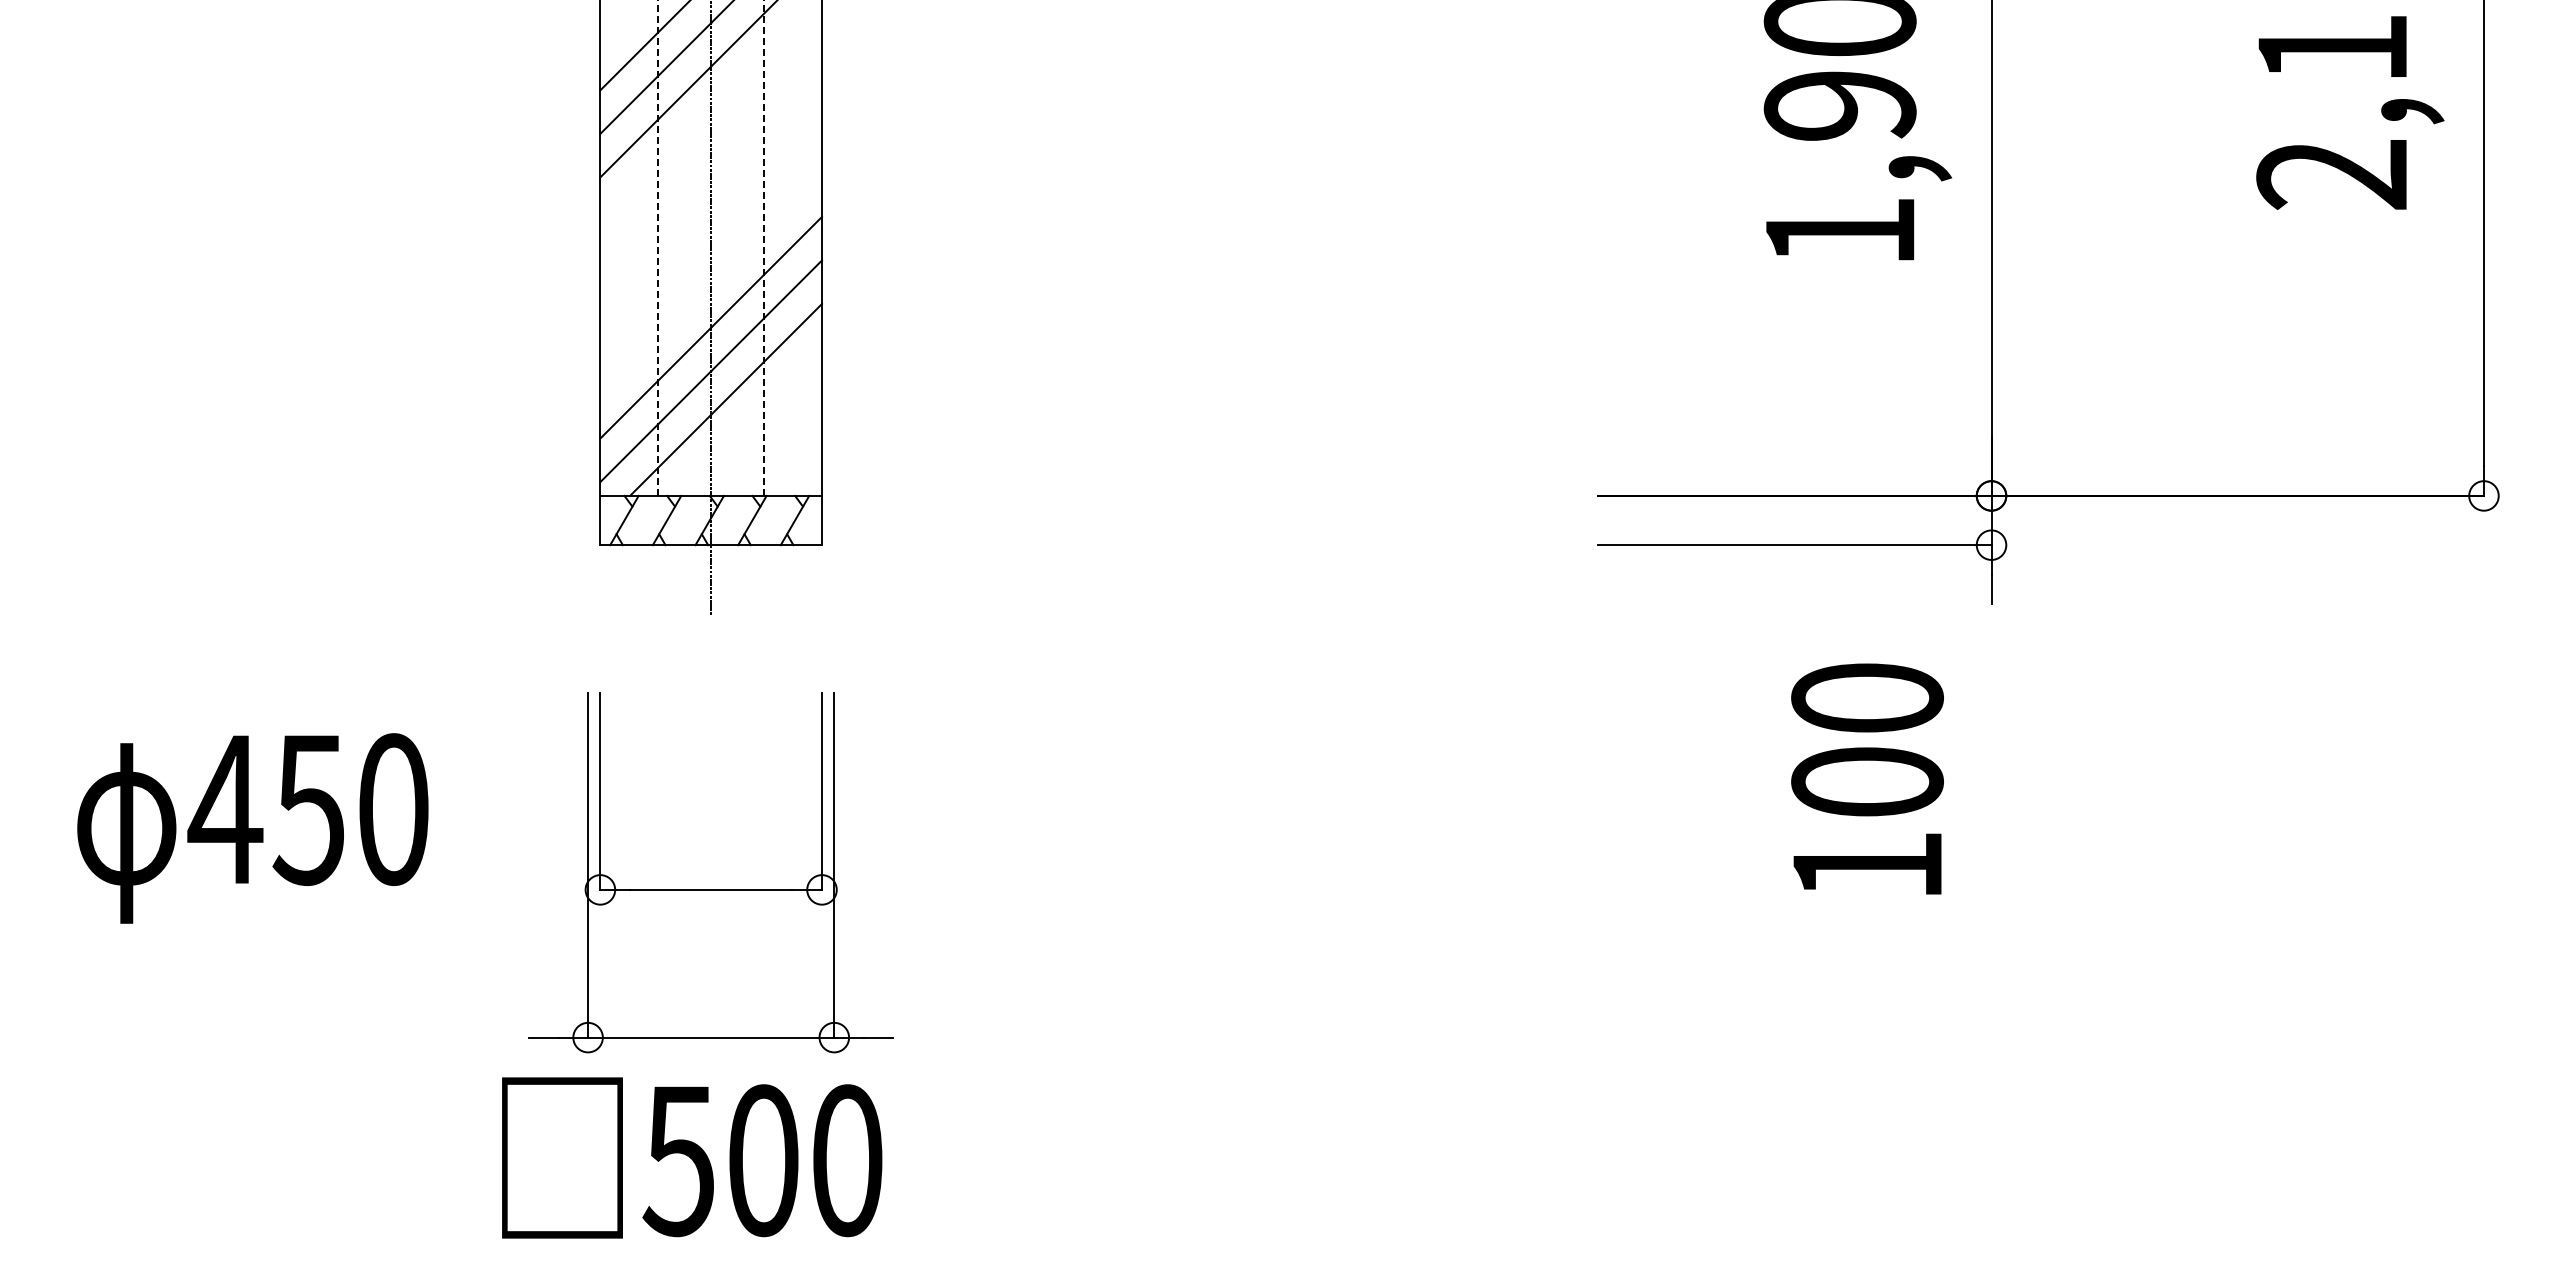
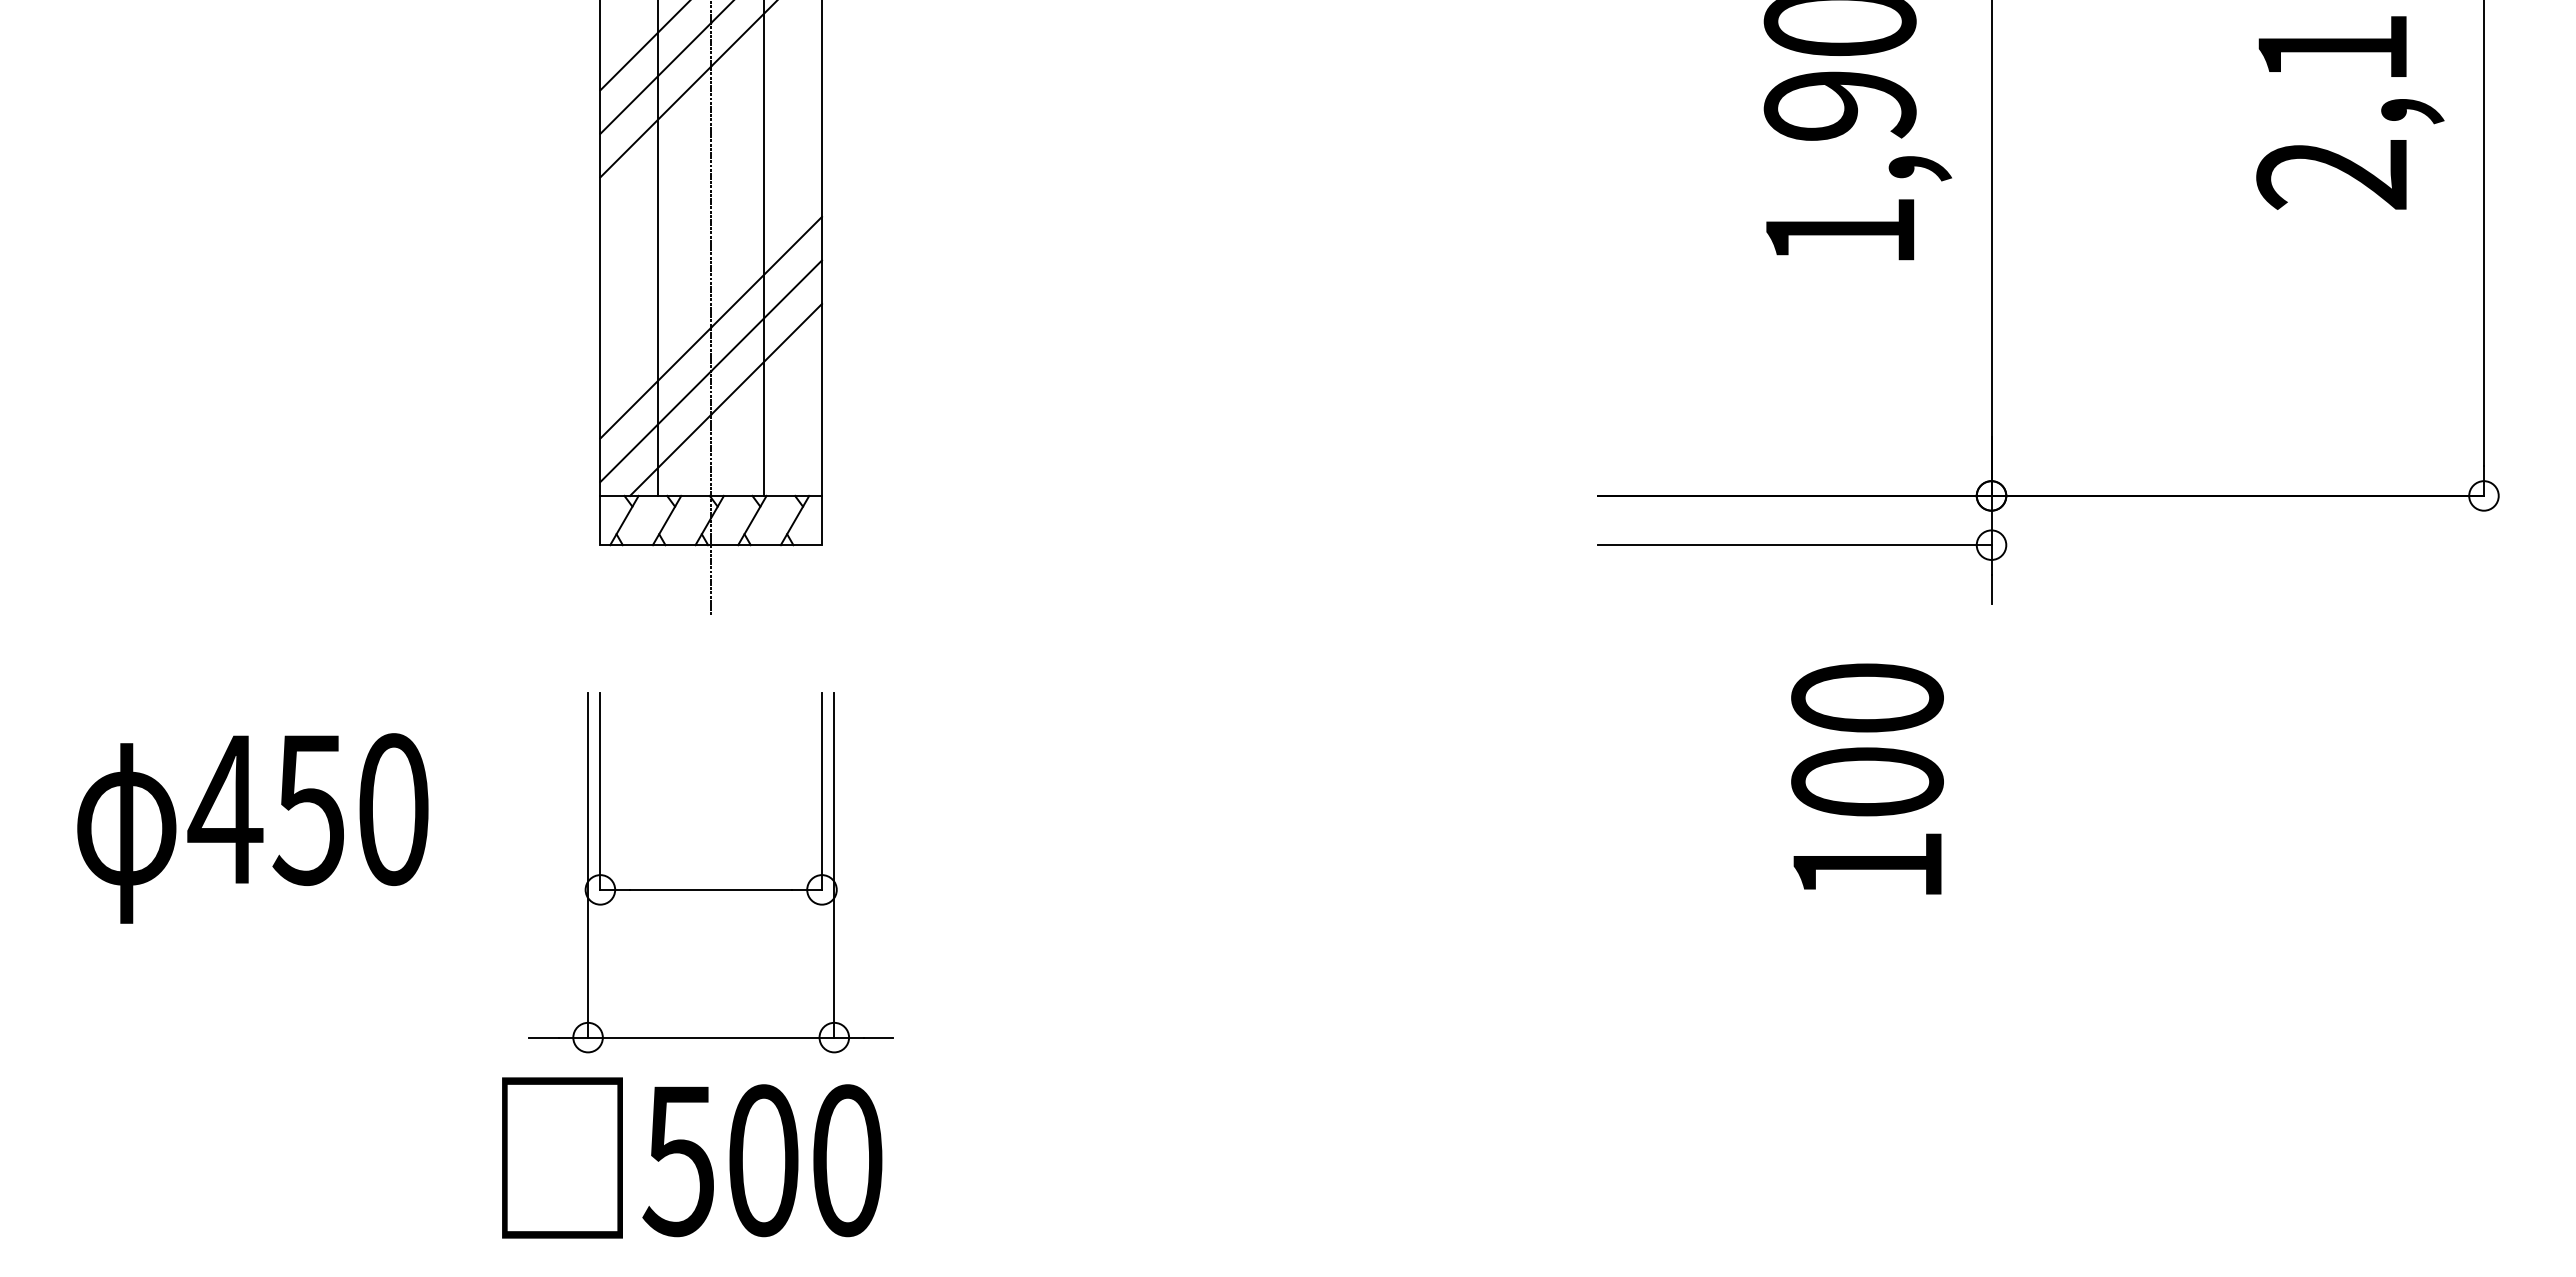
line: dashed -> solid (764, 247)
line: dashed -> solid (657, 248)
